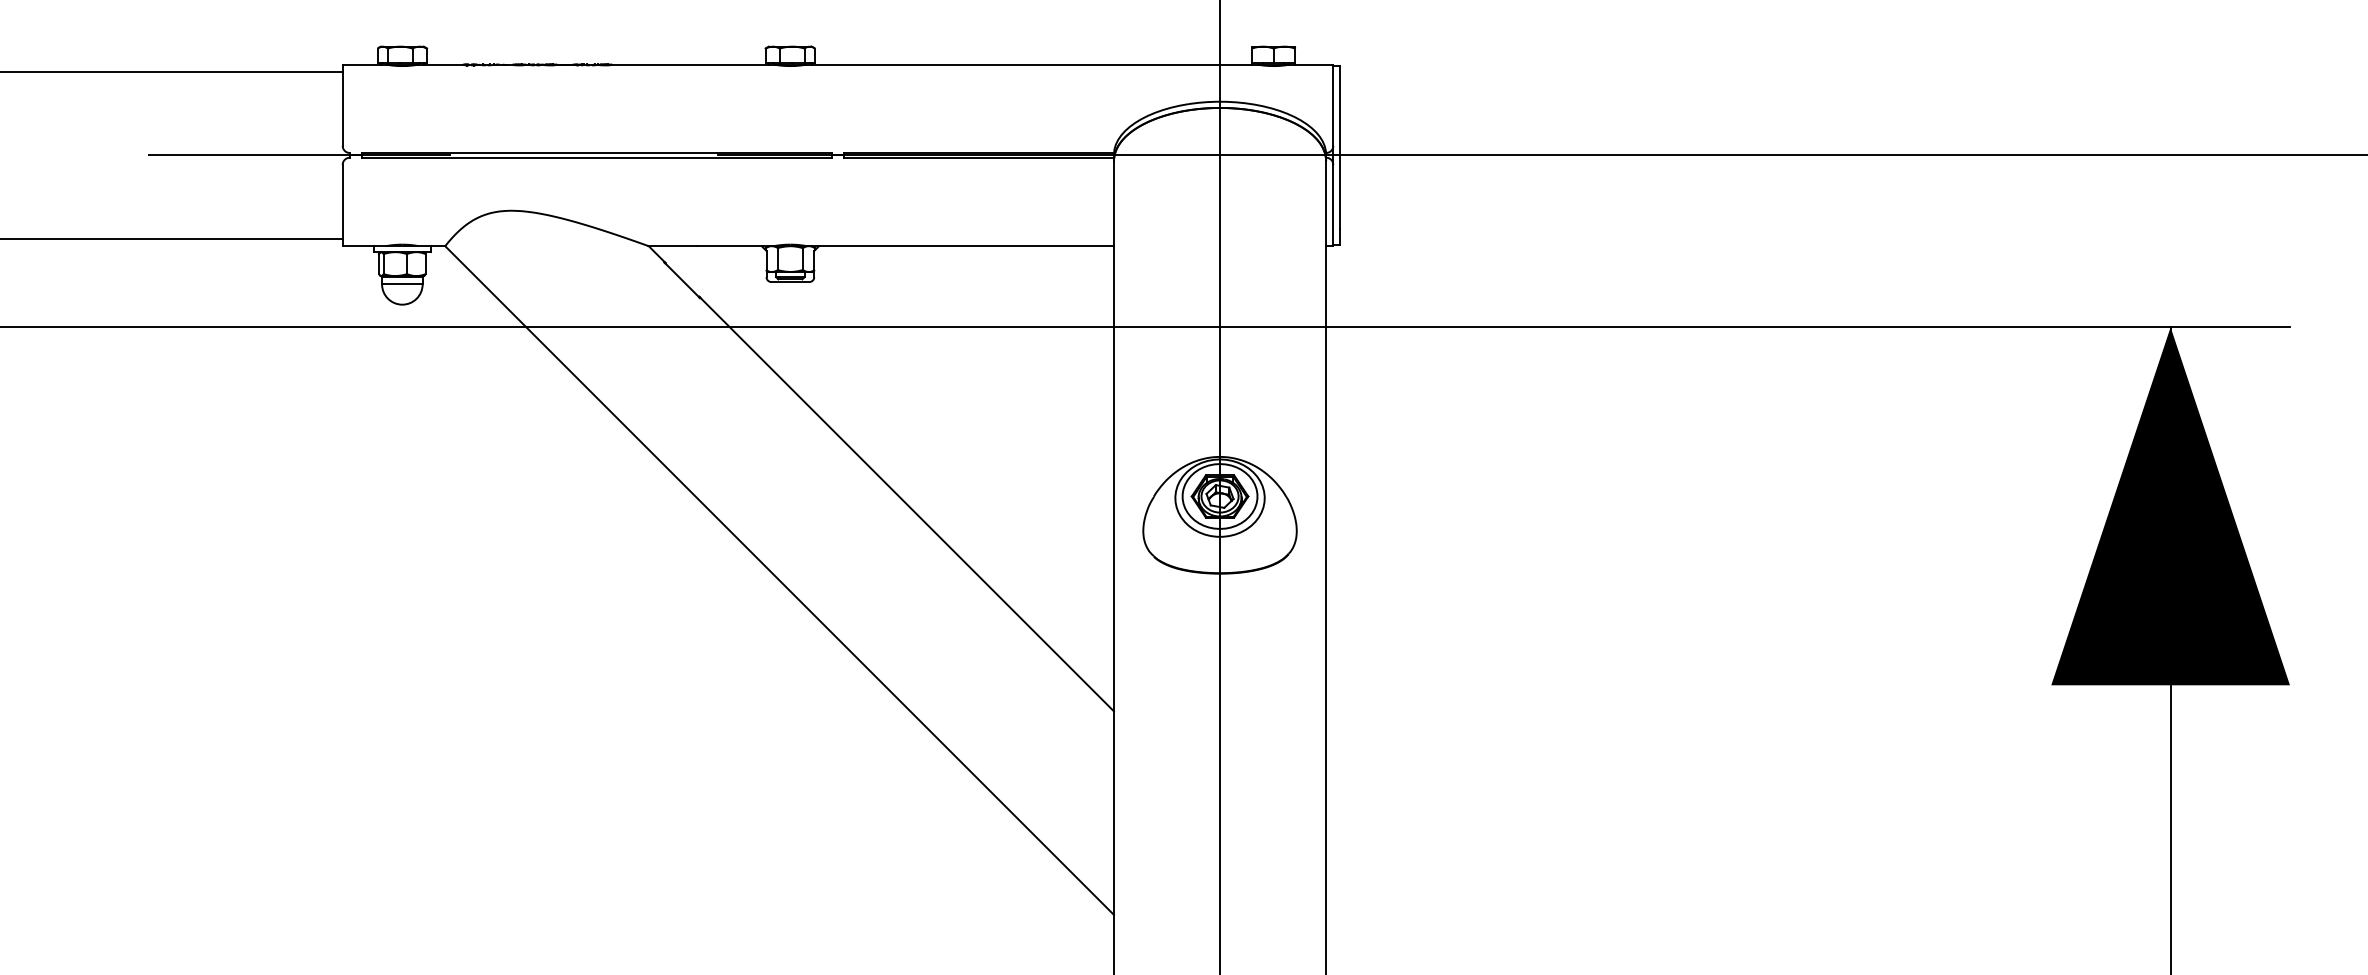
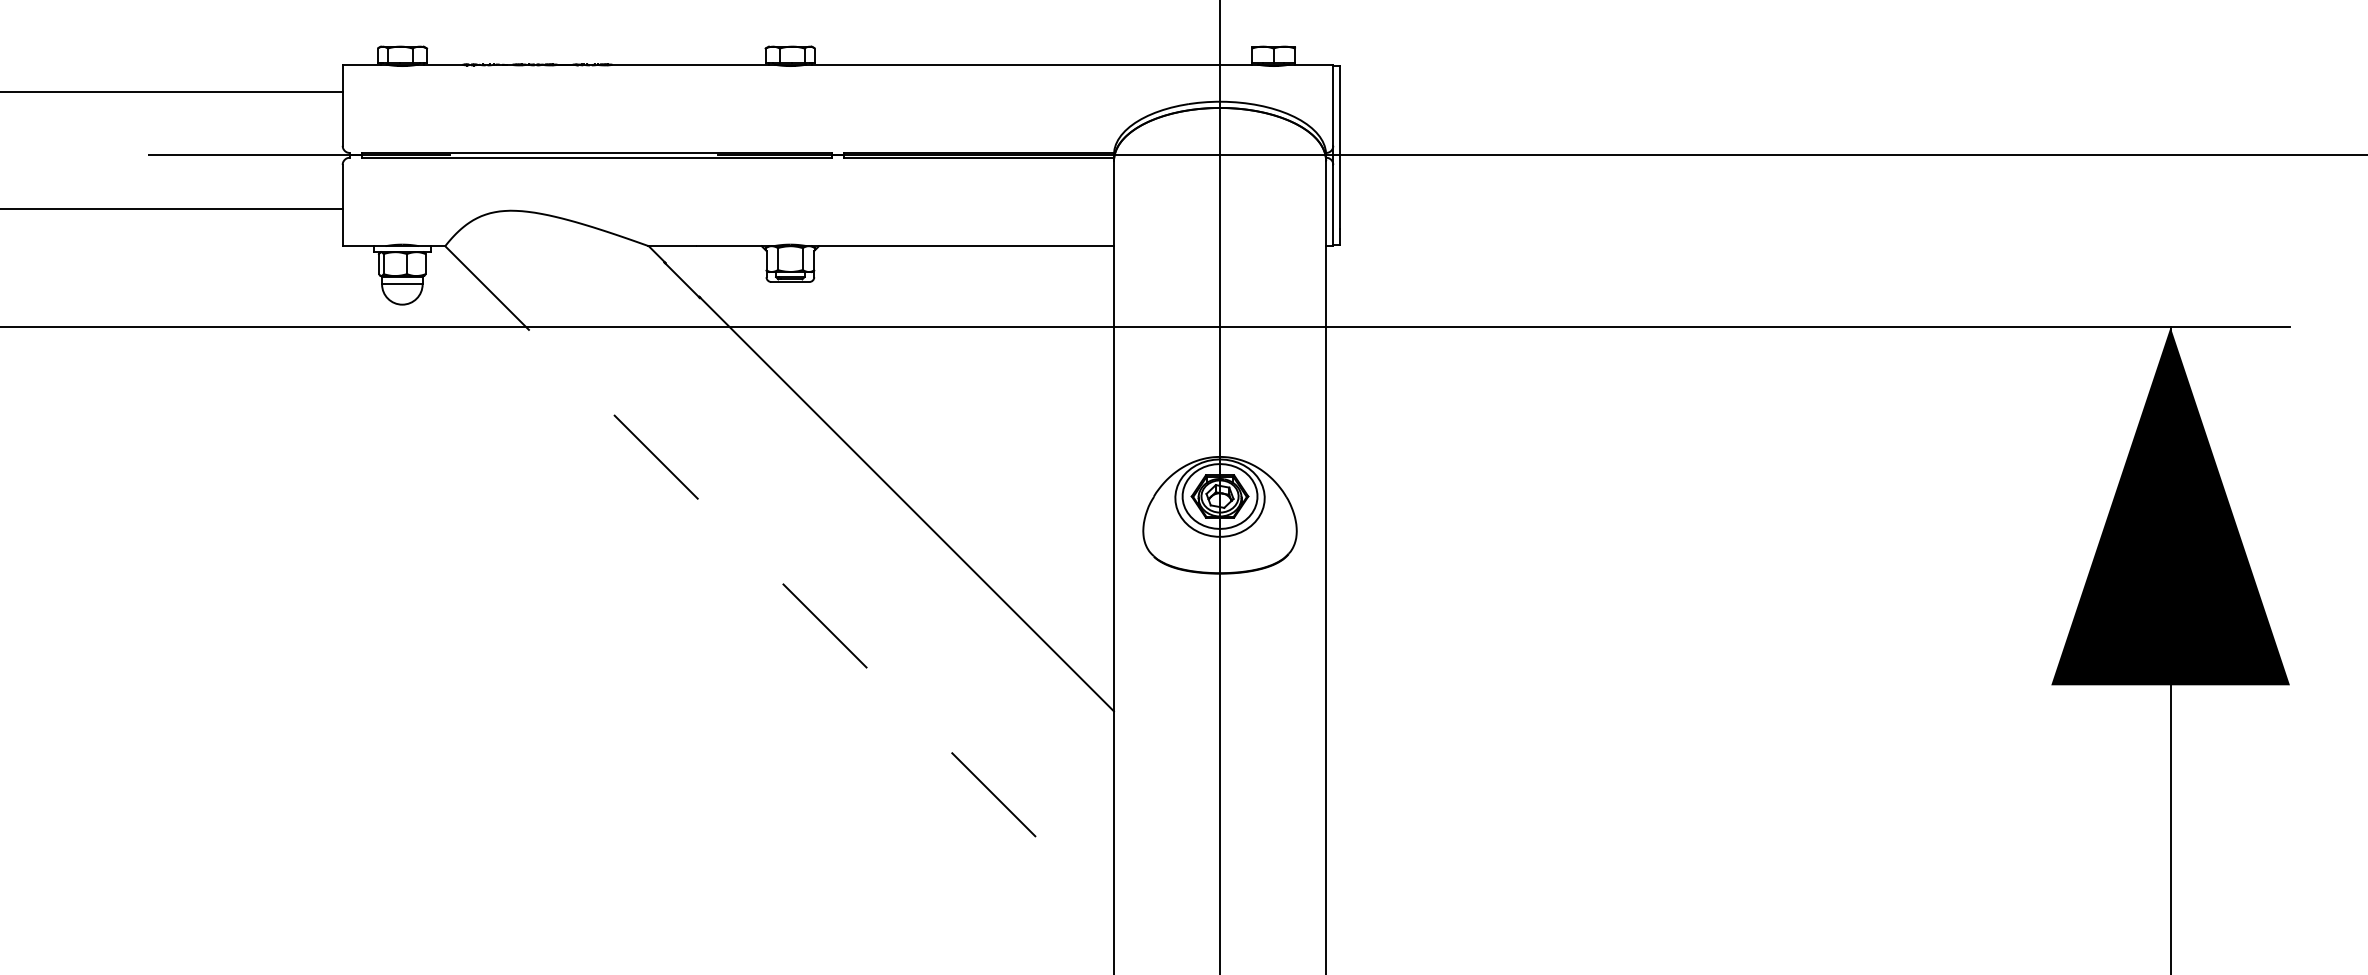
line position: (172, 71) -> (172, 91) (172, 91)
line position: (172, 238) -> (172, 208) (172, 208)
line: solid -> dashed (779, 580)
